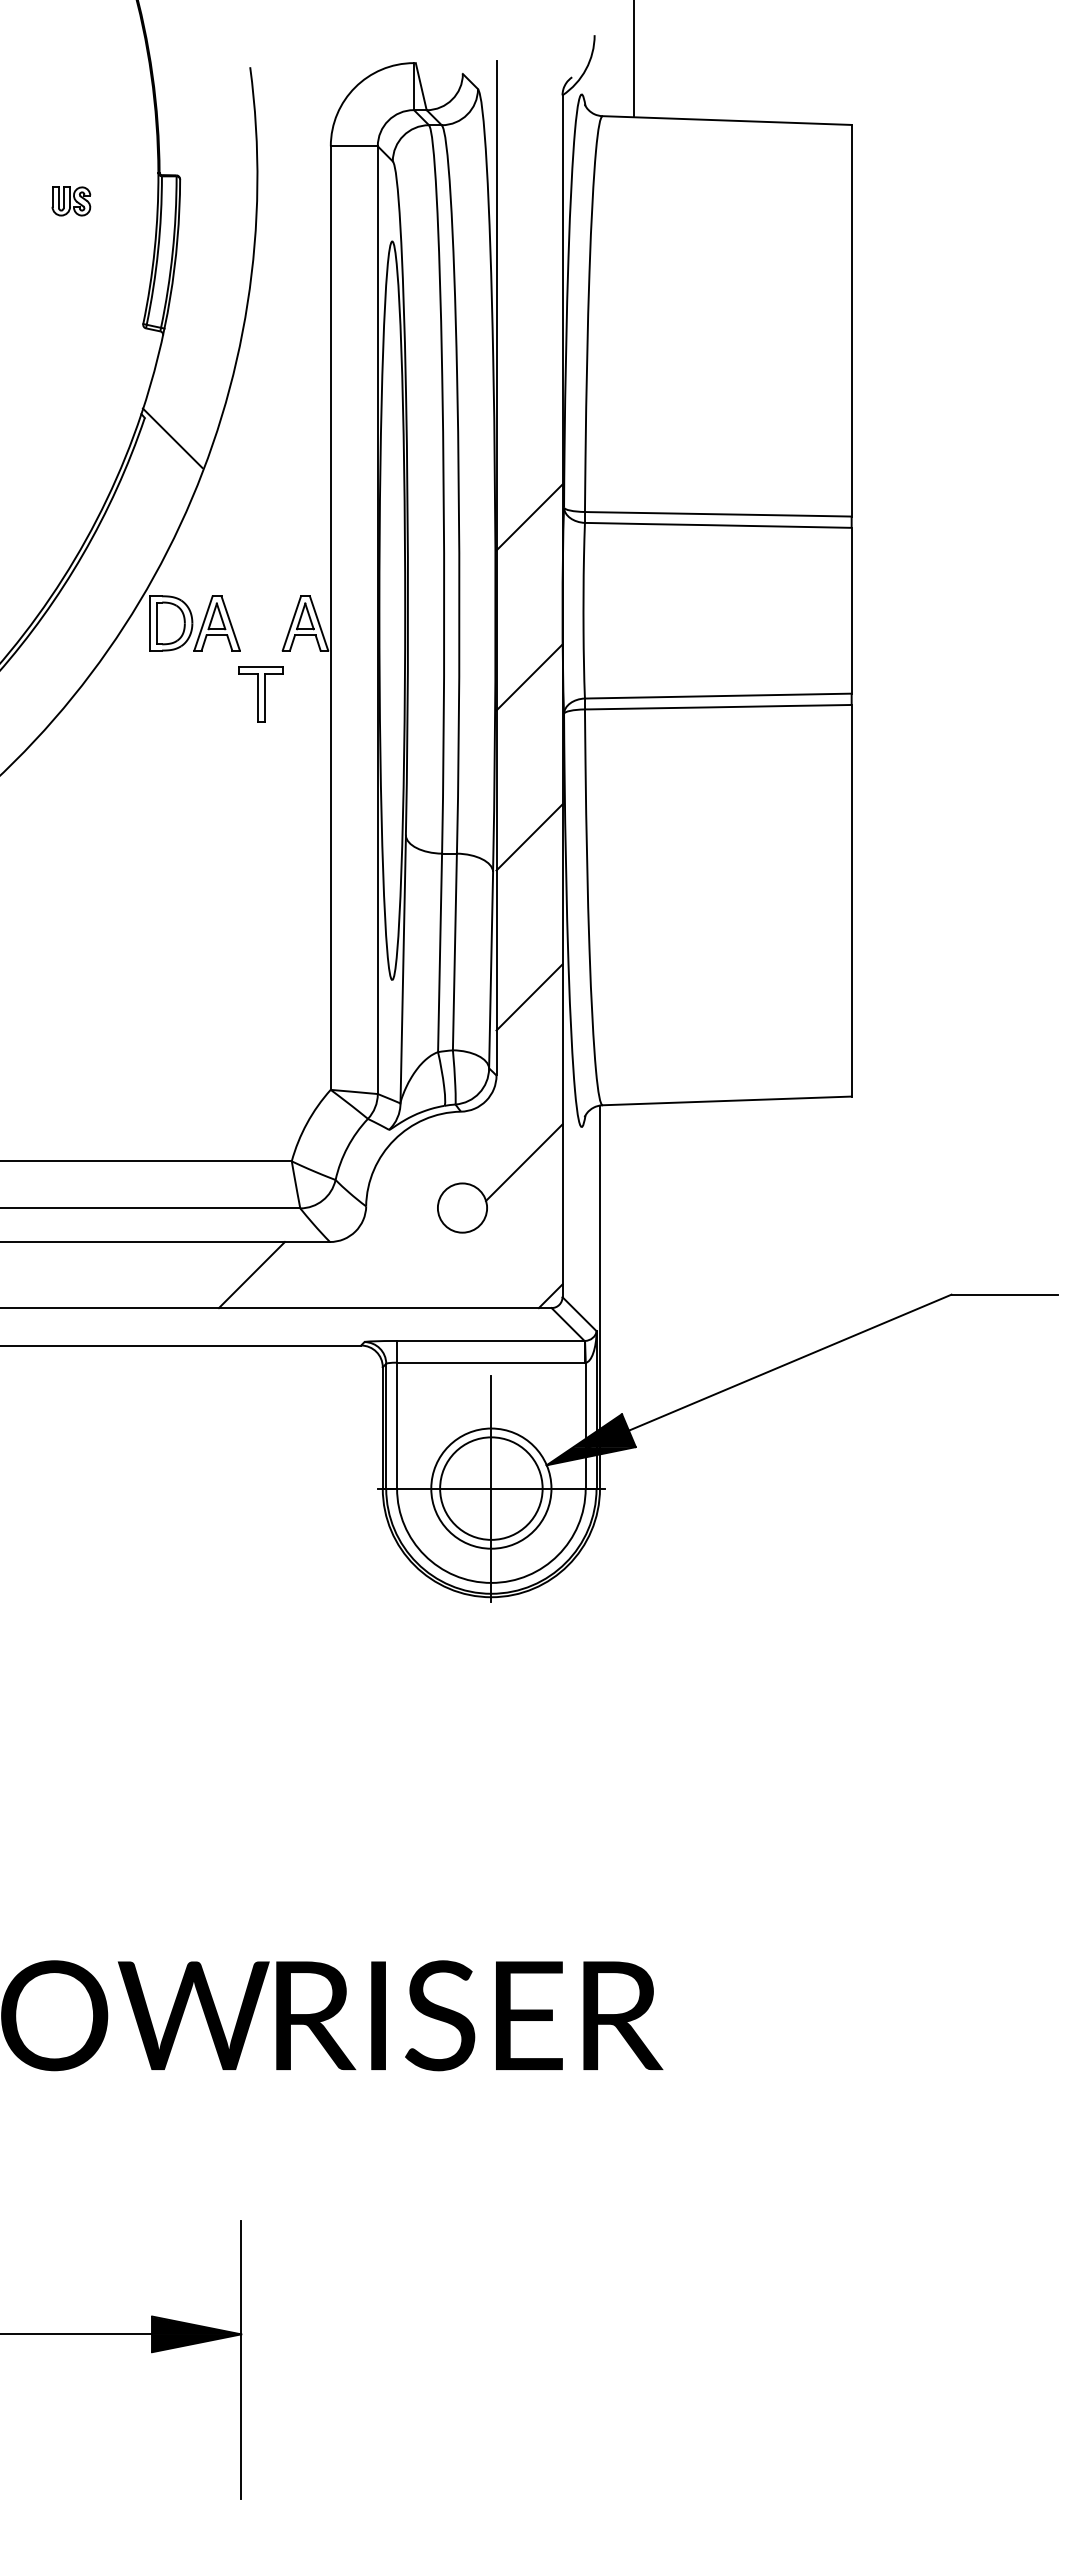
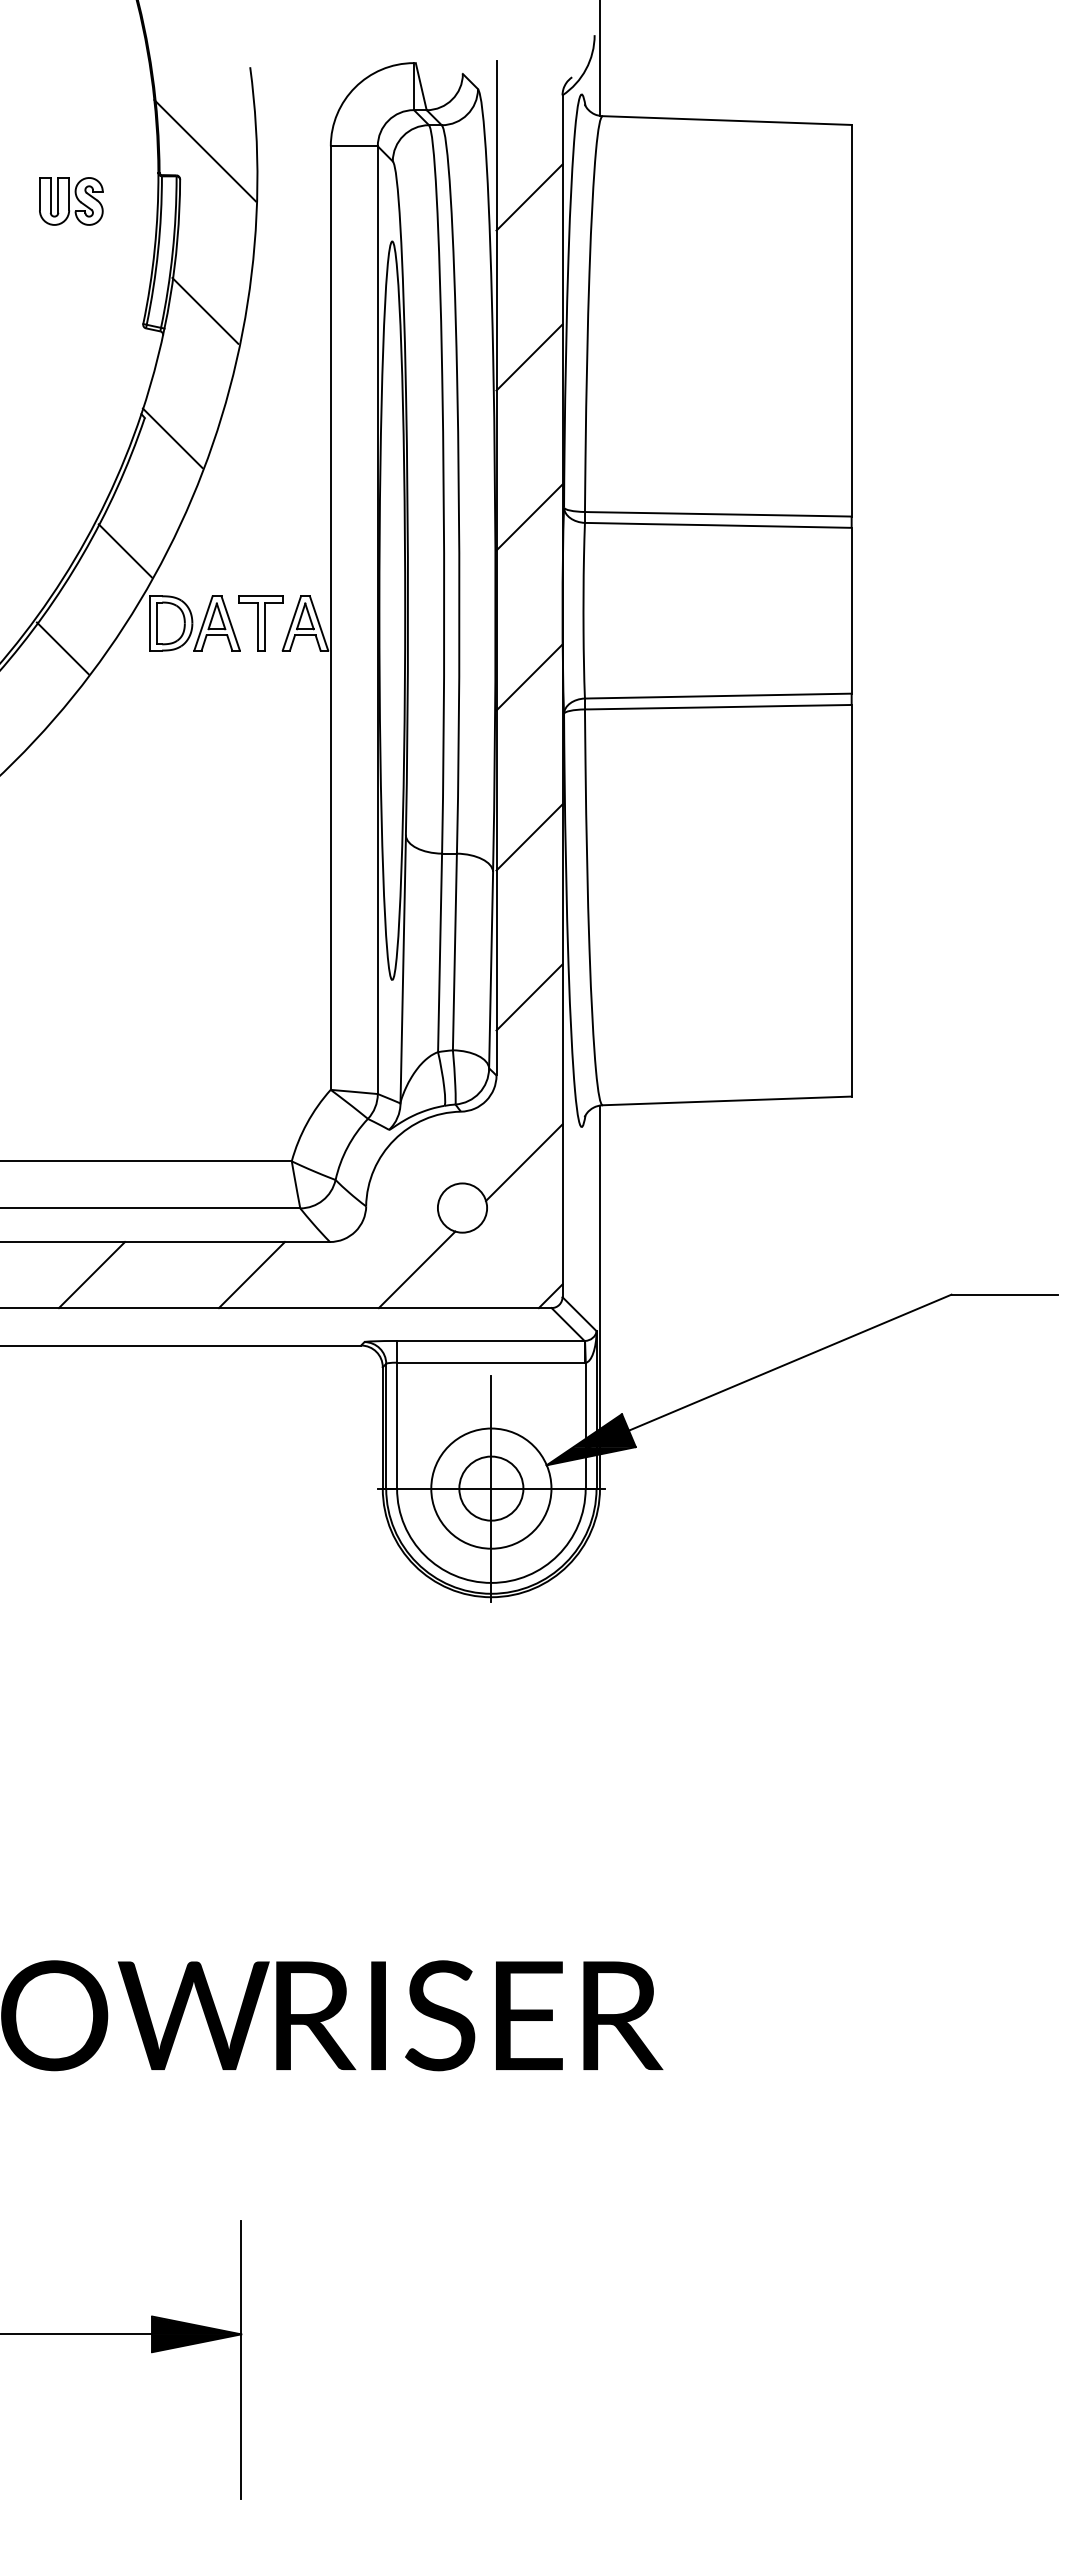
line position: (633, 58) -> (599, 58) (599, 58)
line: none -> present (204, 150)
line: none -> present (529, 197)
part size: 41x31 px -> 65x49 px (71, 201)
line: none -> present (205, 310)
line: none -> present (529, 357)
line: none -> present (124, 550)
line: none -> present (62, 648)
part position: (260, 694) -> (260, 623) (260, 623)
line: none -> present (416, 1269)
line: none -> present (91, 1275)
circle diameter: 103 px -> 64 px (491, 1488)
